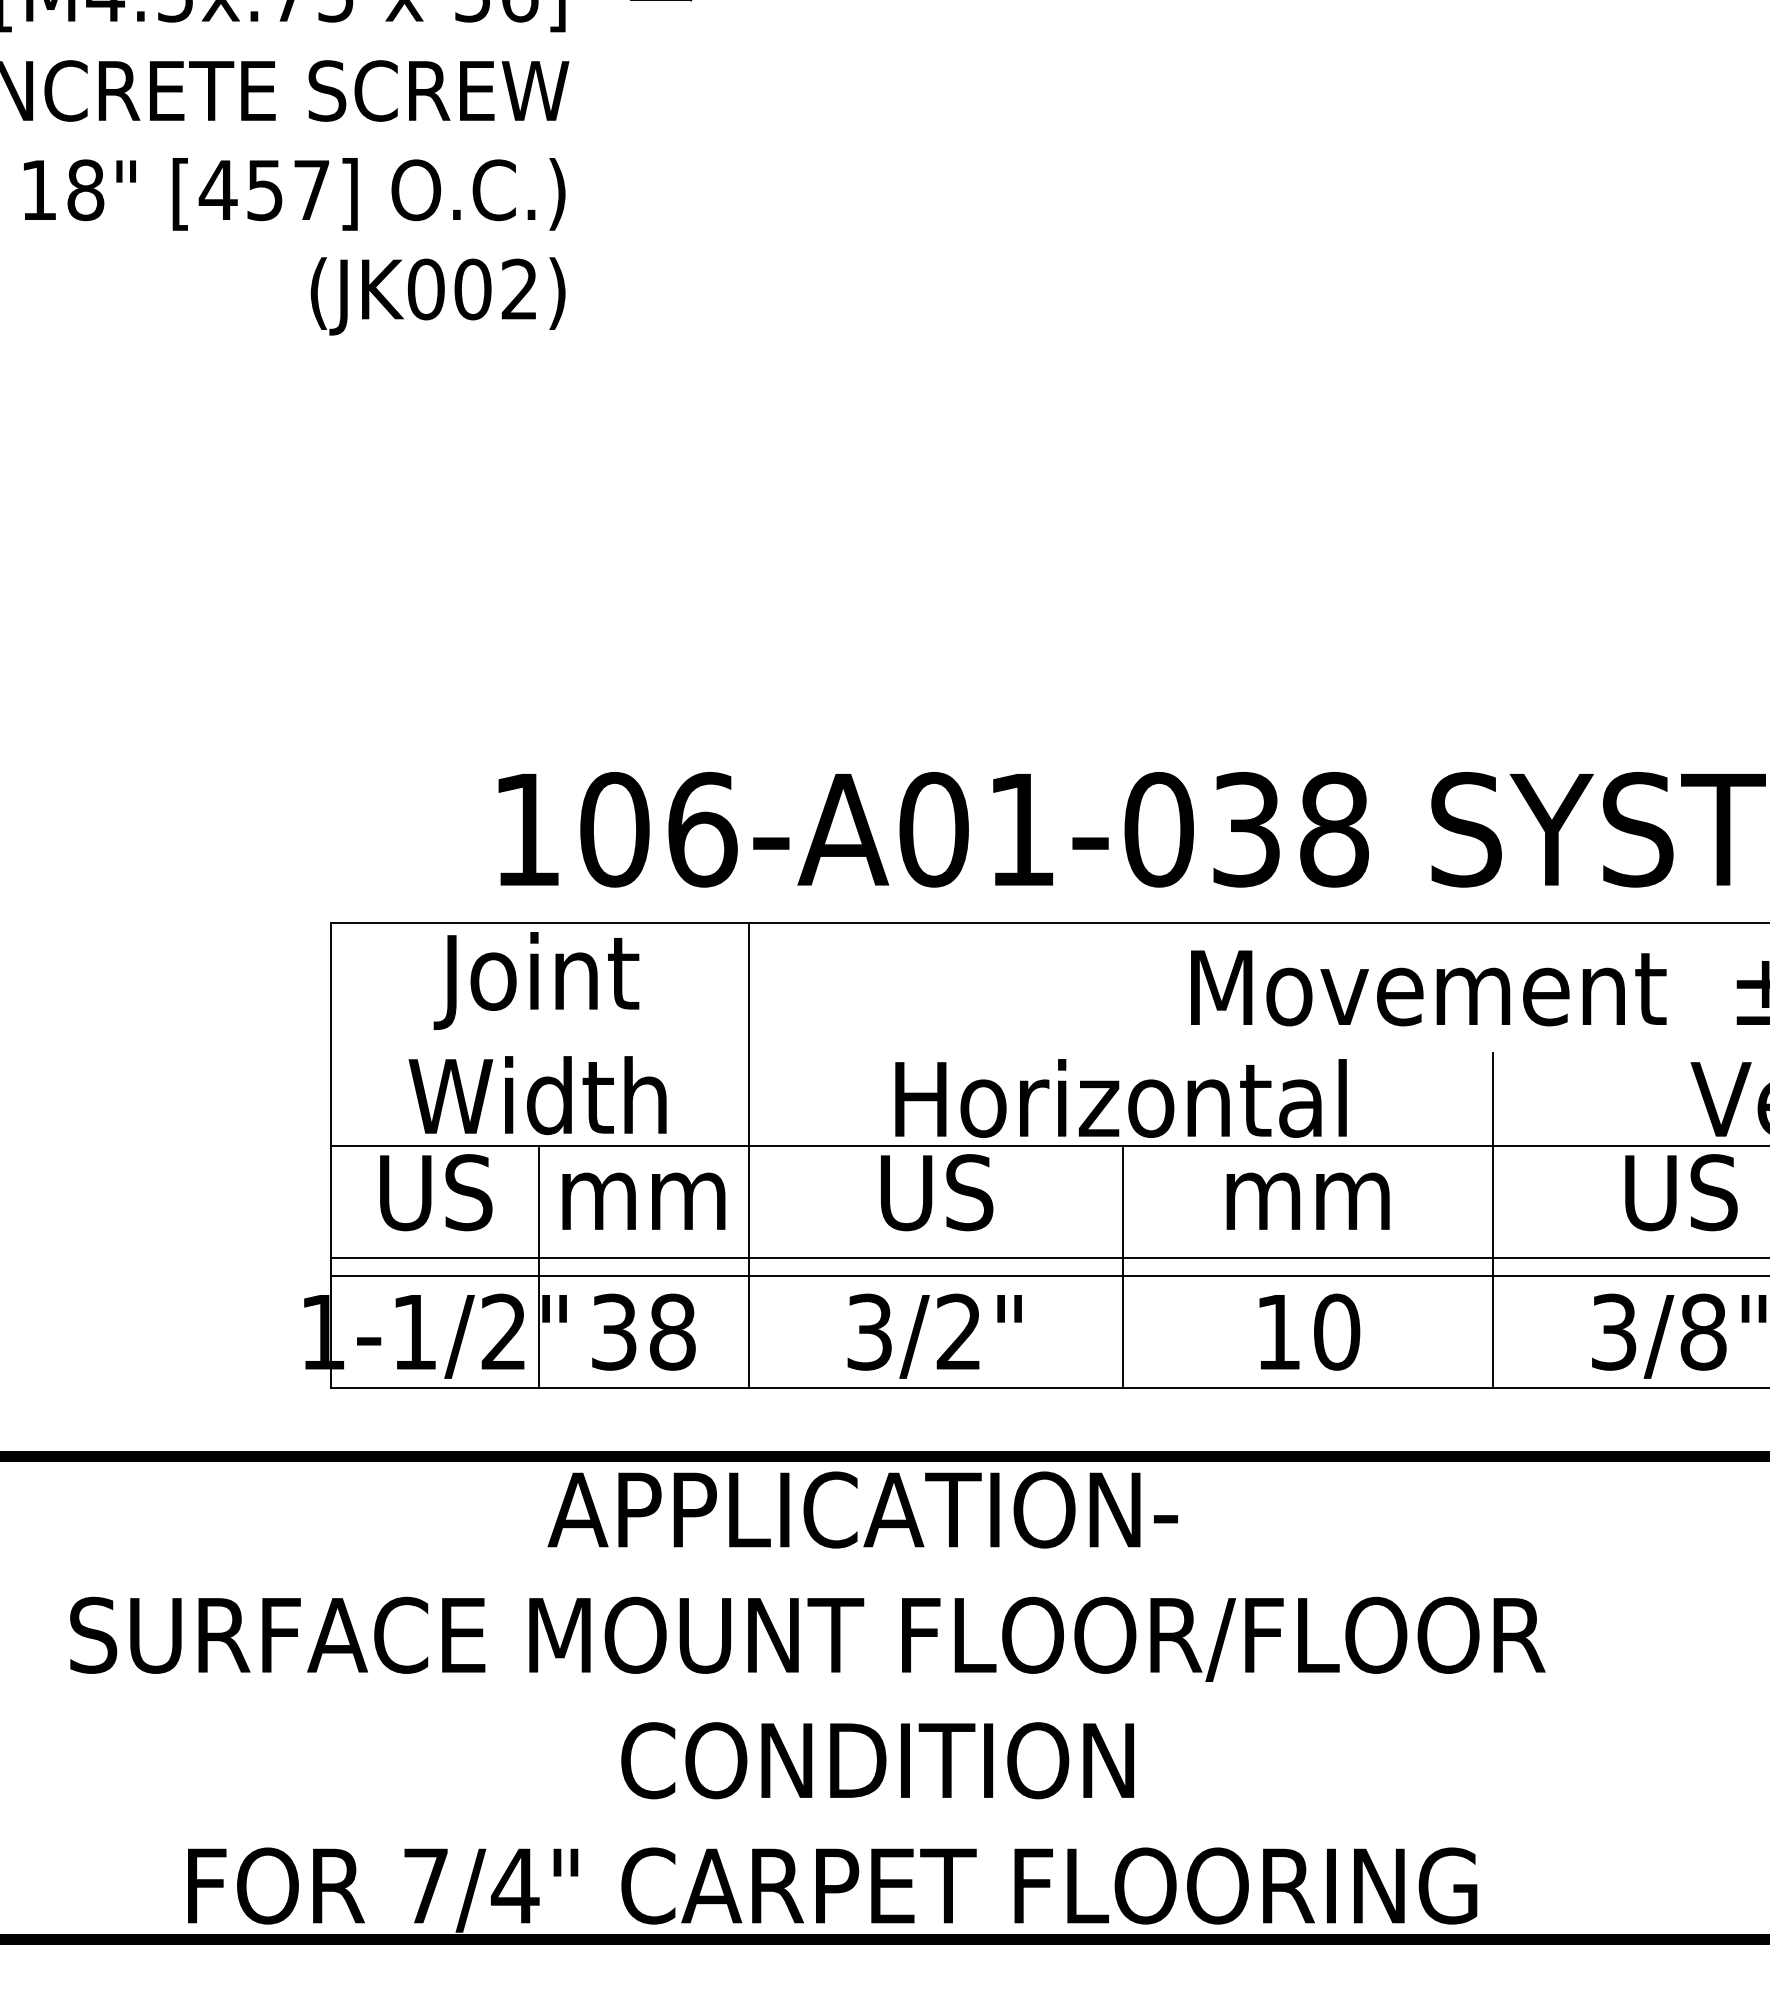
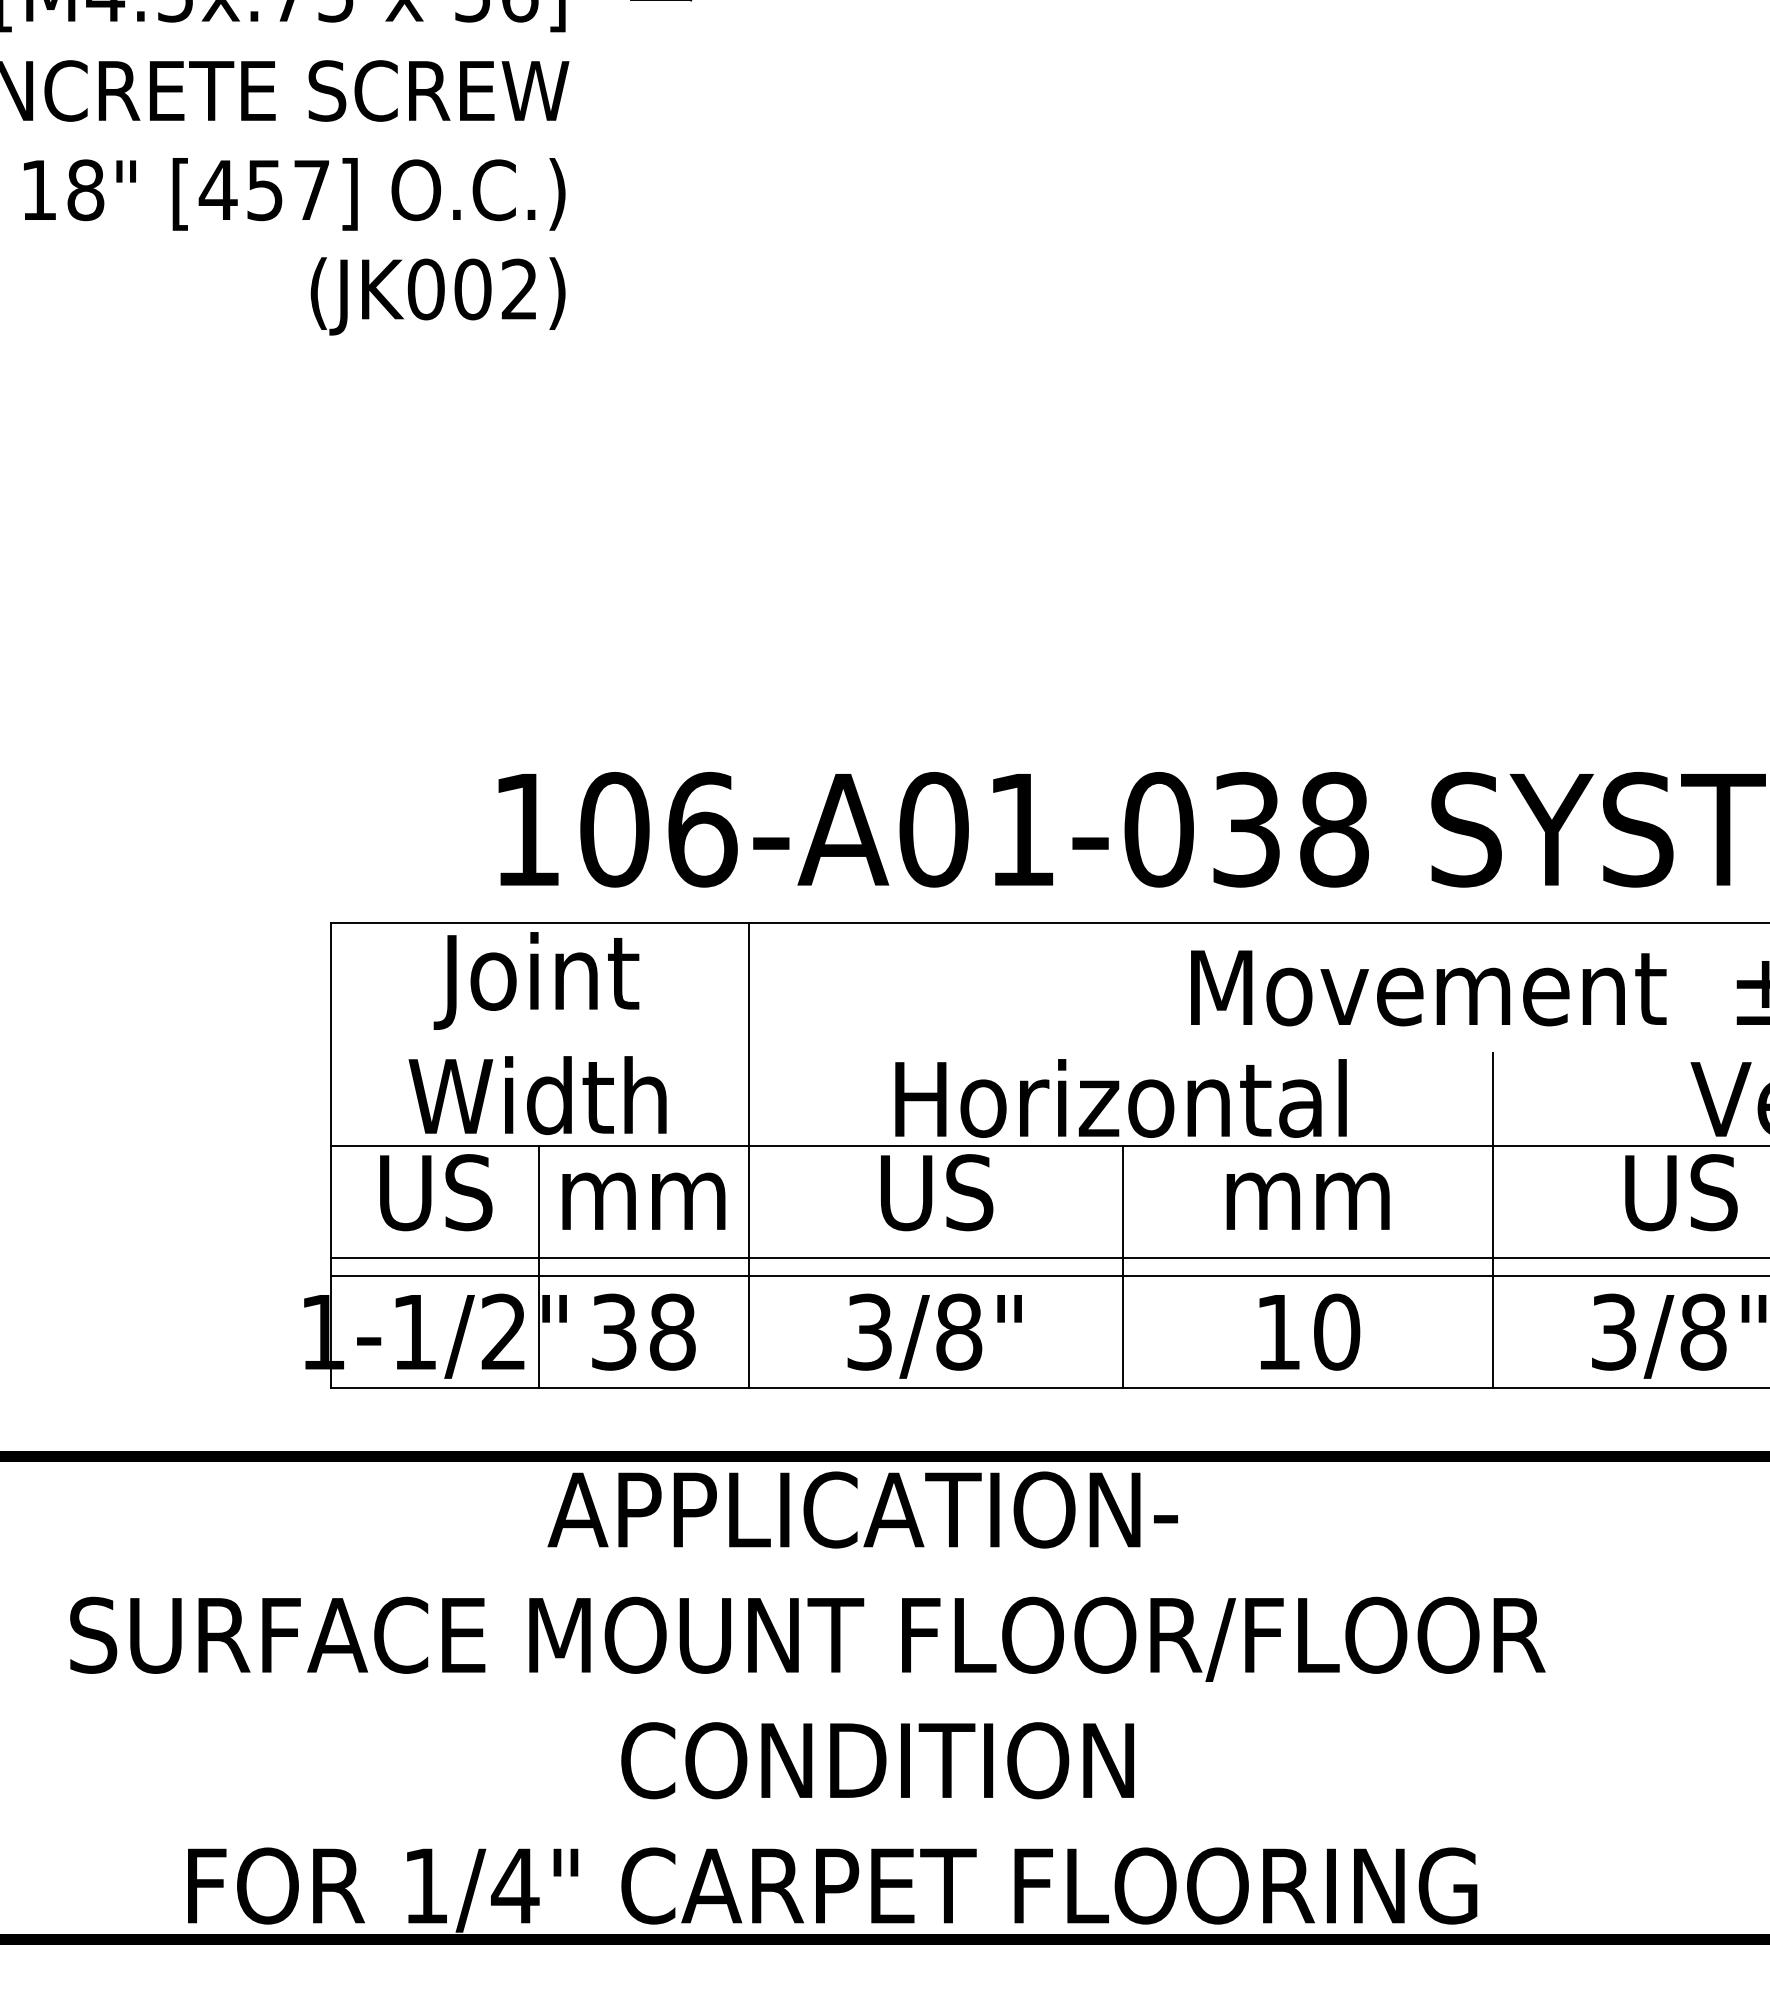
text: 3/2" -> 3/8" (959, 1331)
text: 7/4" -> 1/4" (425, 1885)
